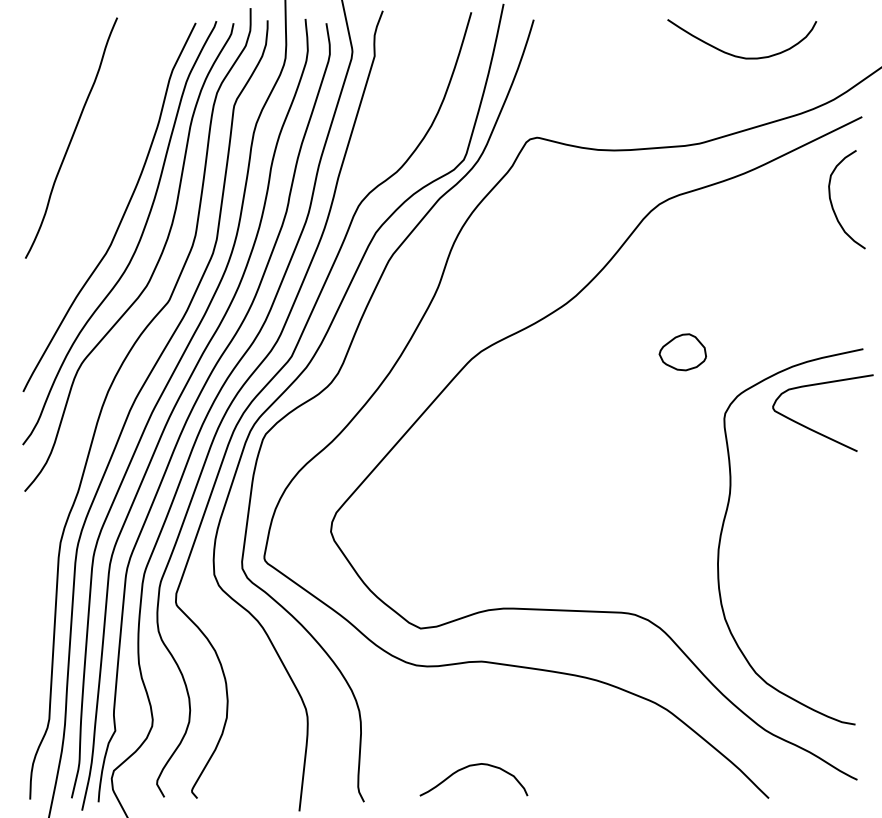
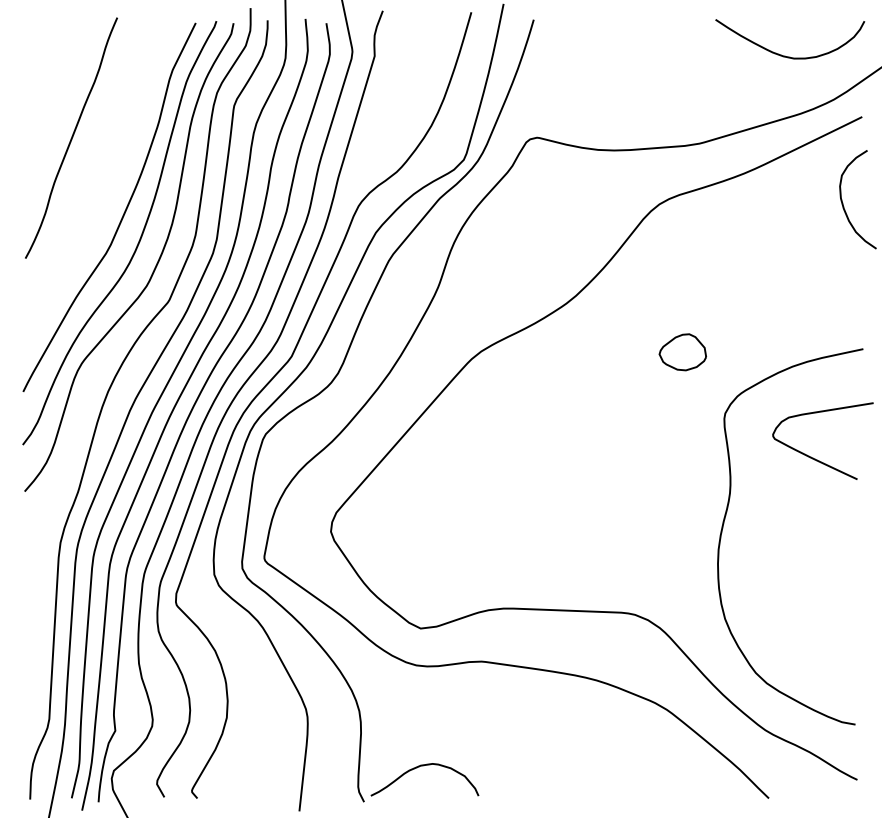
curve position: (737, 55) -> (785, 55) (785, 55)
curve position: (832, 203) -> (843, 203) (843, 203)
curve position: (813, 429) -> (813, 457) (813, 457)
curve position: (468, 767) -> (419, 767) (419, 767)
